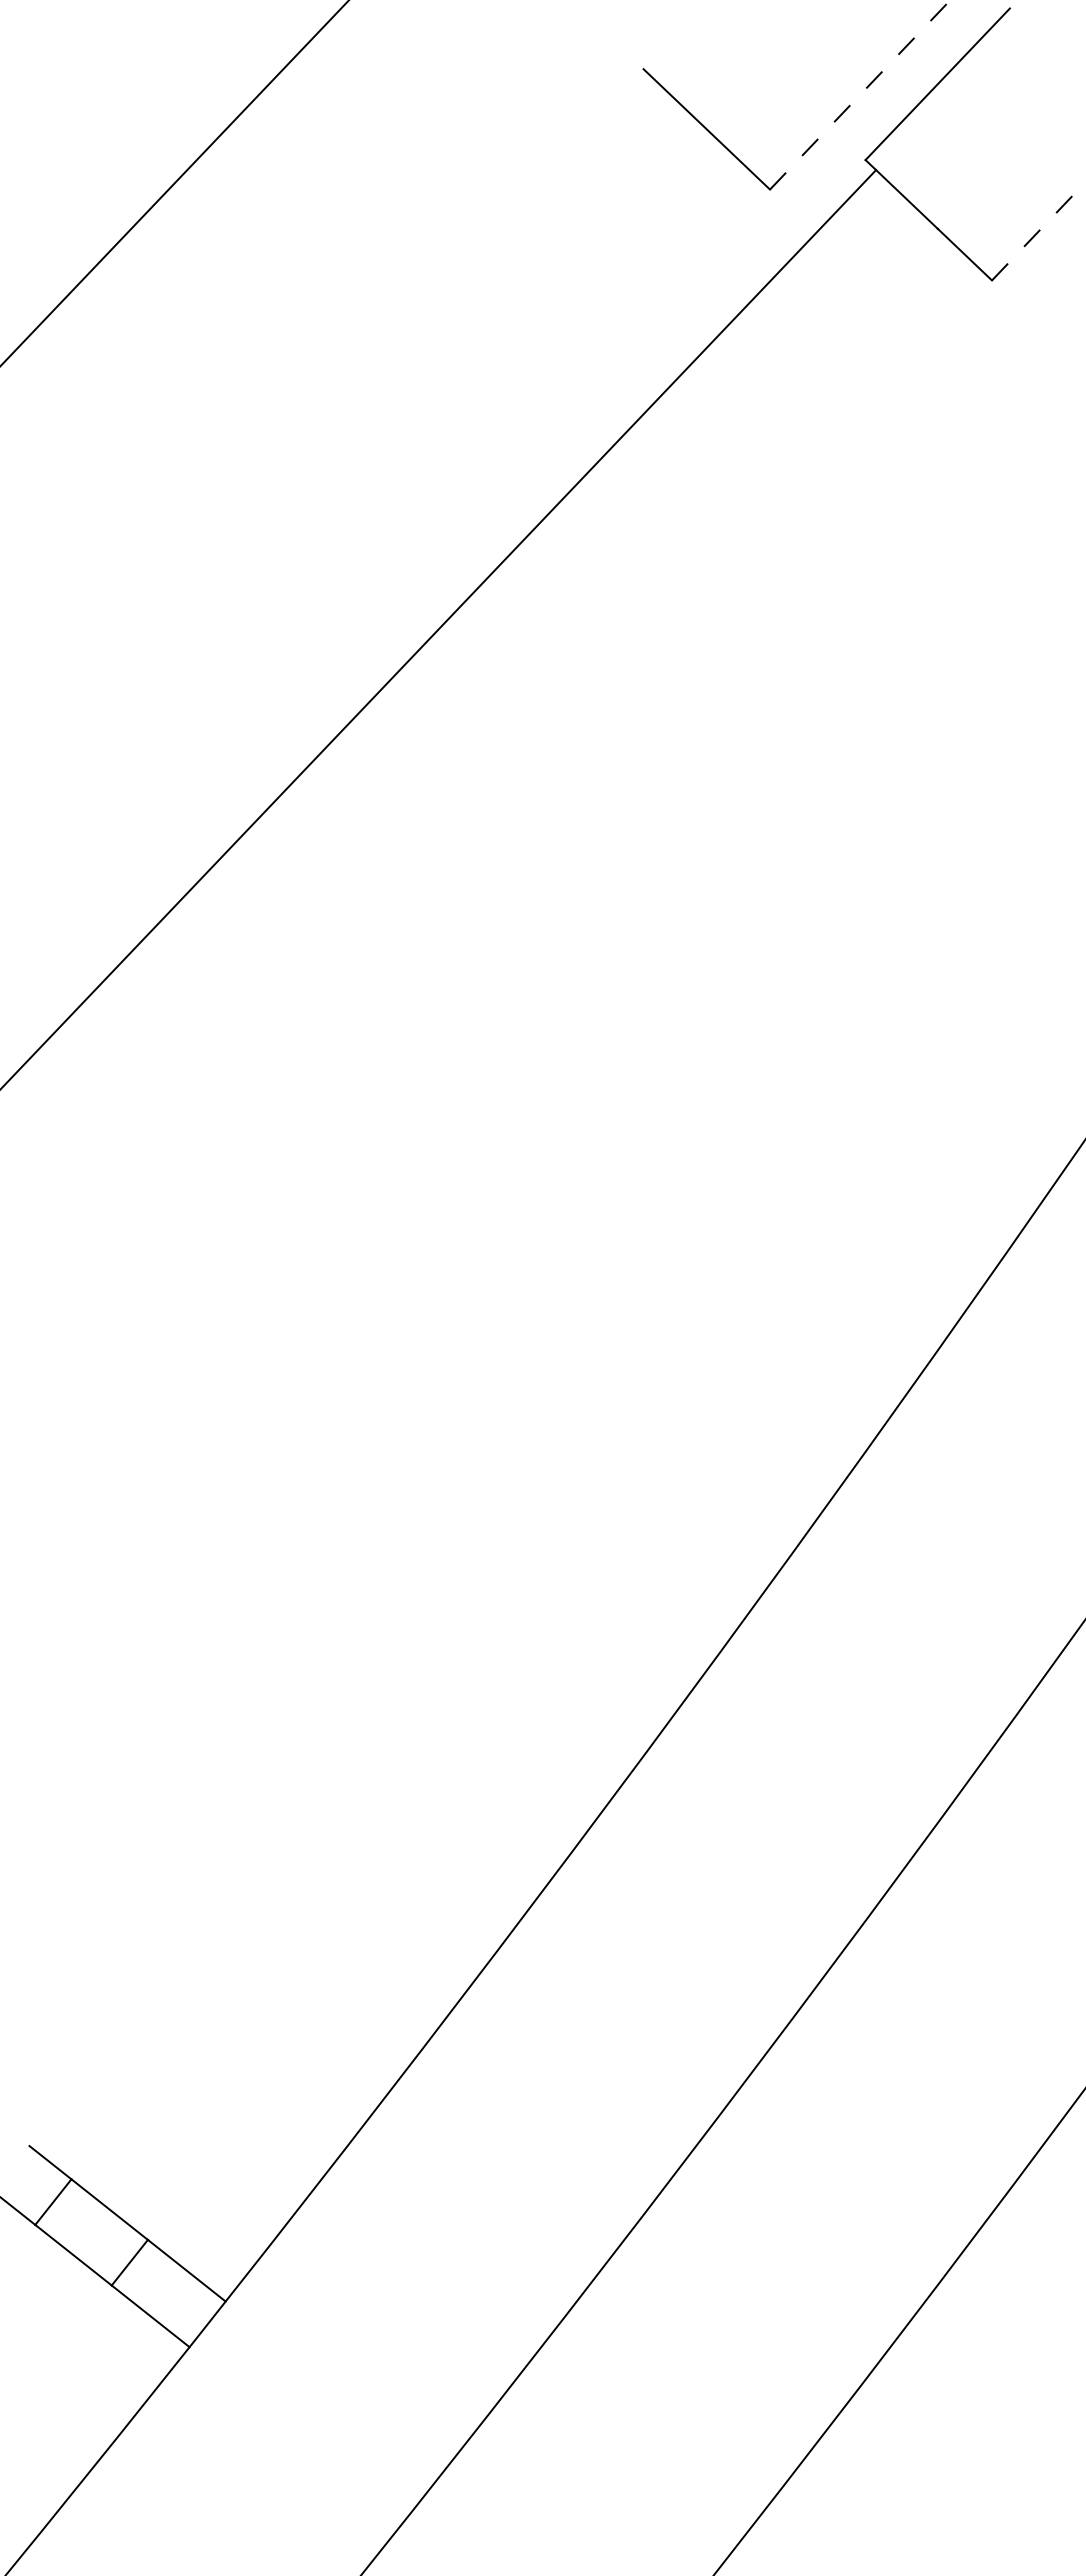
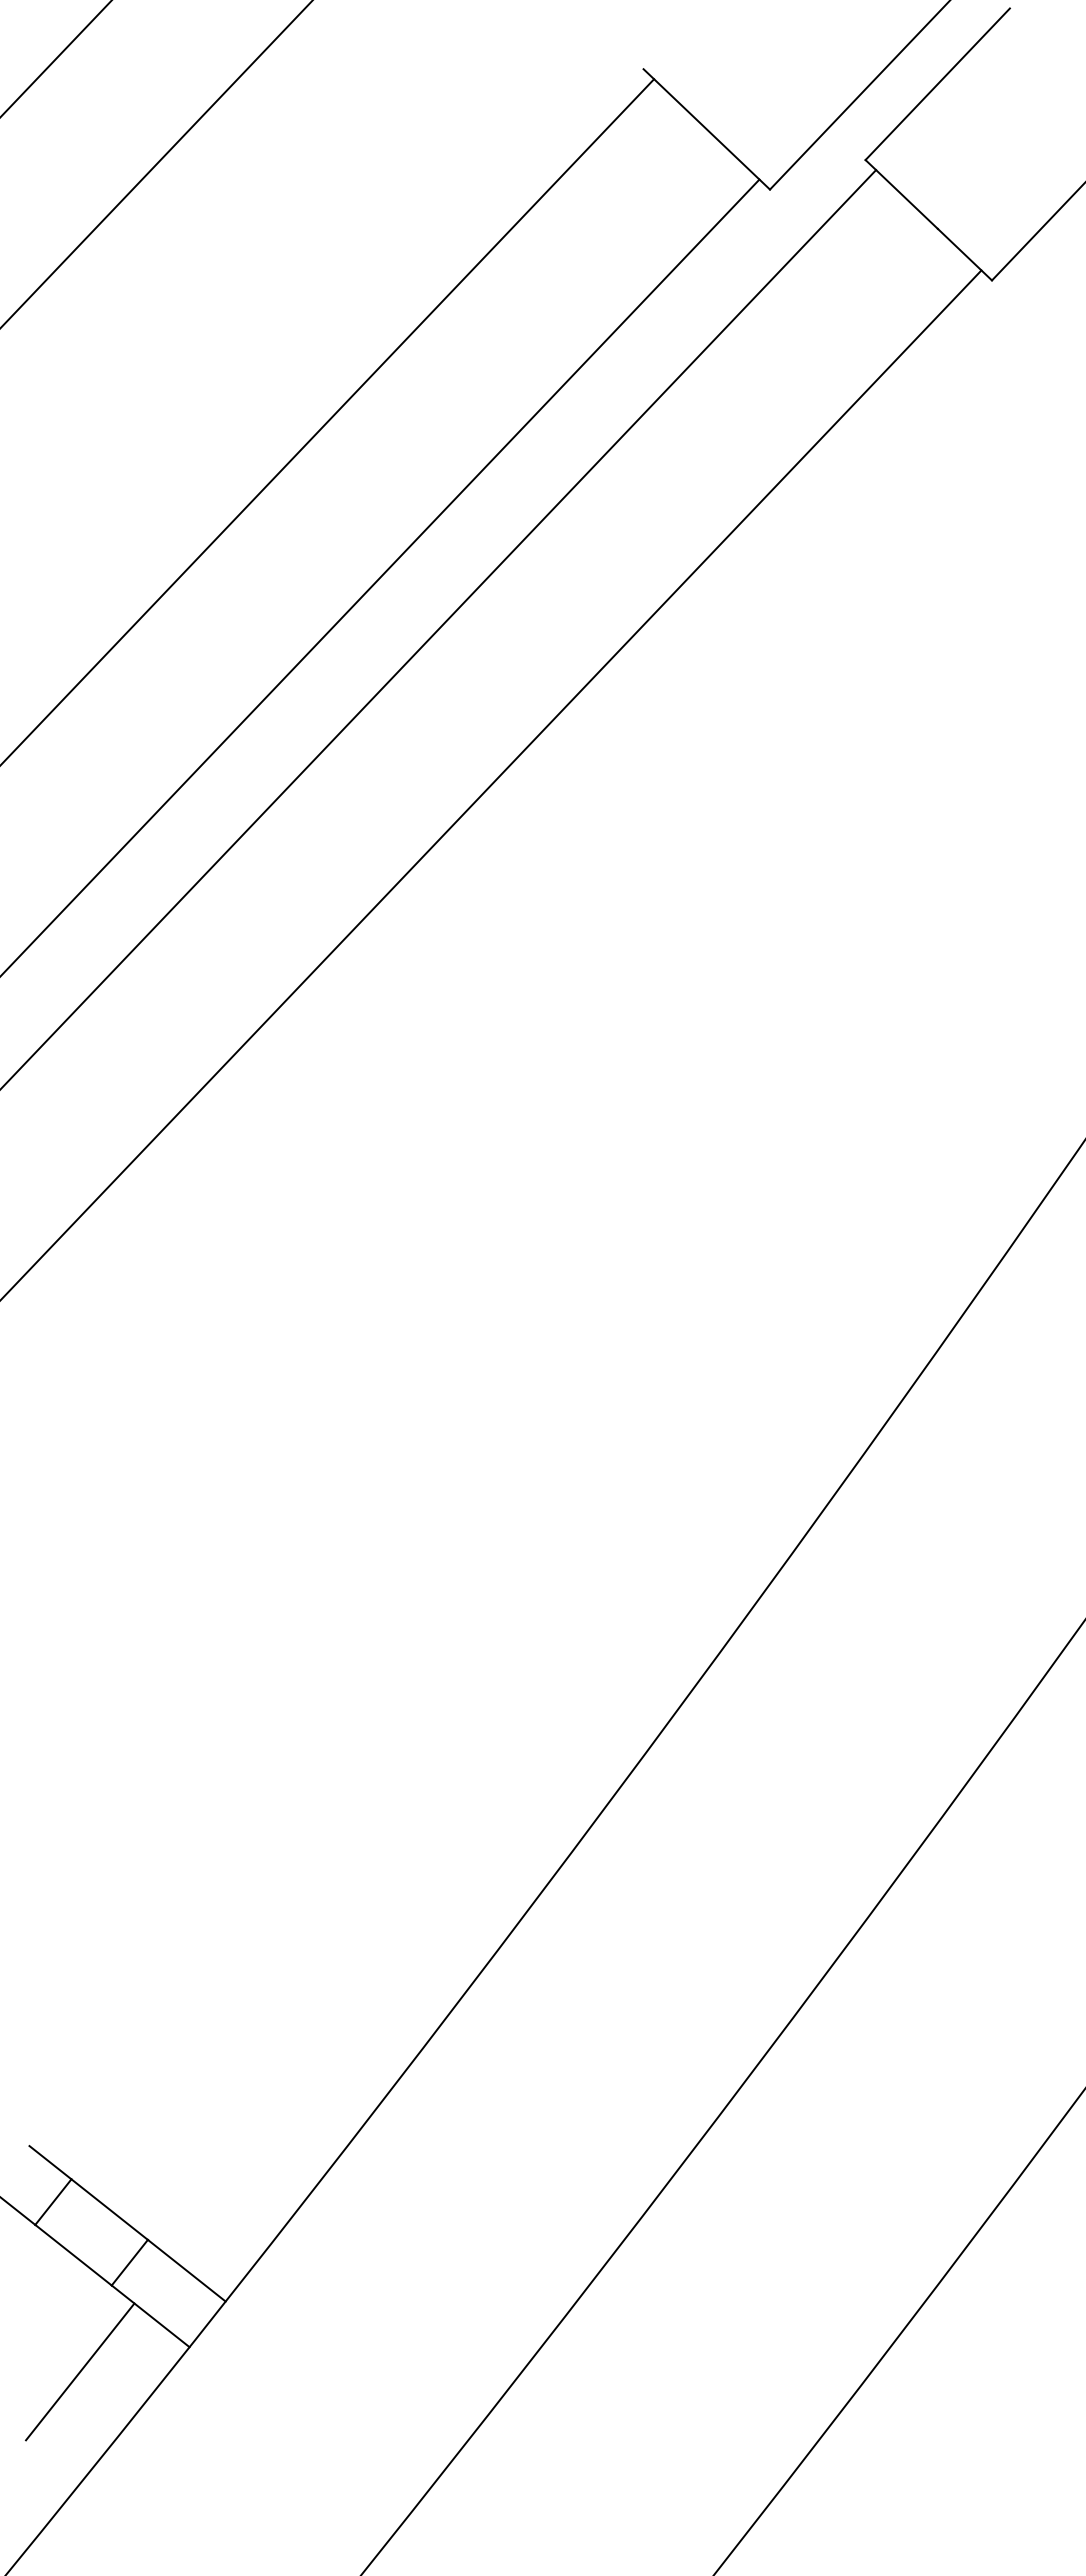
line: none -> present (56, 58)
line: dashed -> solid (860, 94)
line position: (174, 183) -> (156, 164) (156, 164)
line: dashed -> solid (1038, 231)
line: none -> present (328, 421)
line: none -> present (380, 576)
line: none -> present (491, 784)
line: none -> present (80, 2371)
